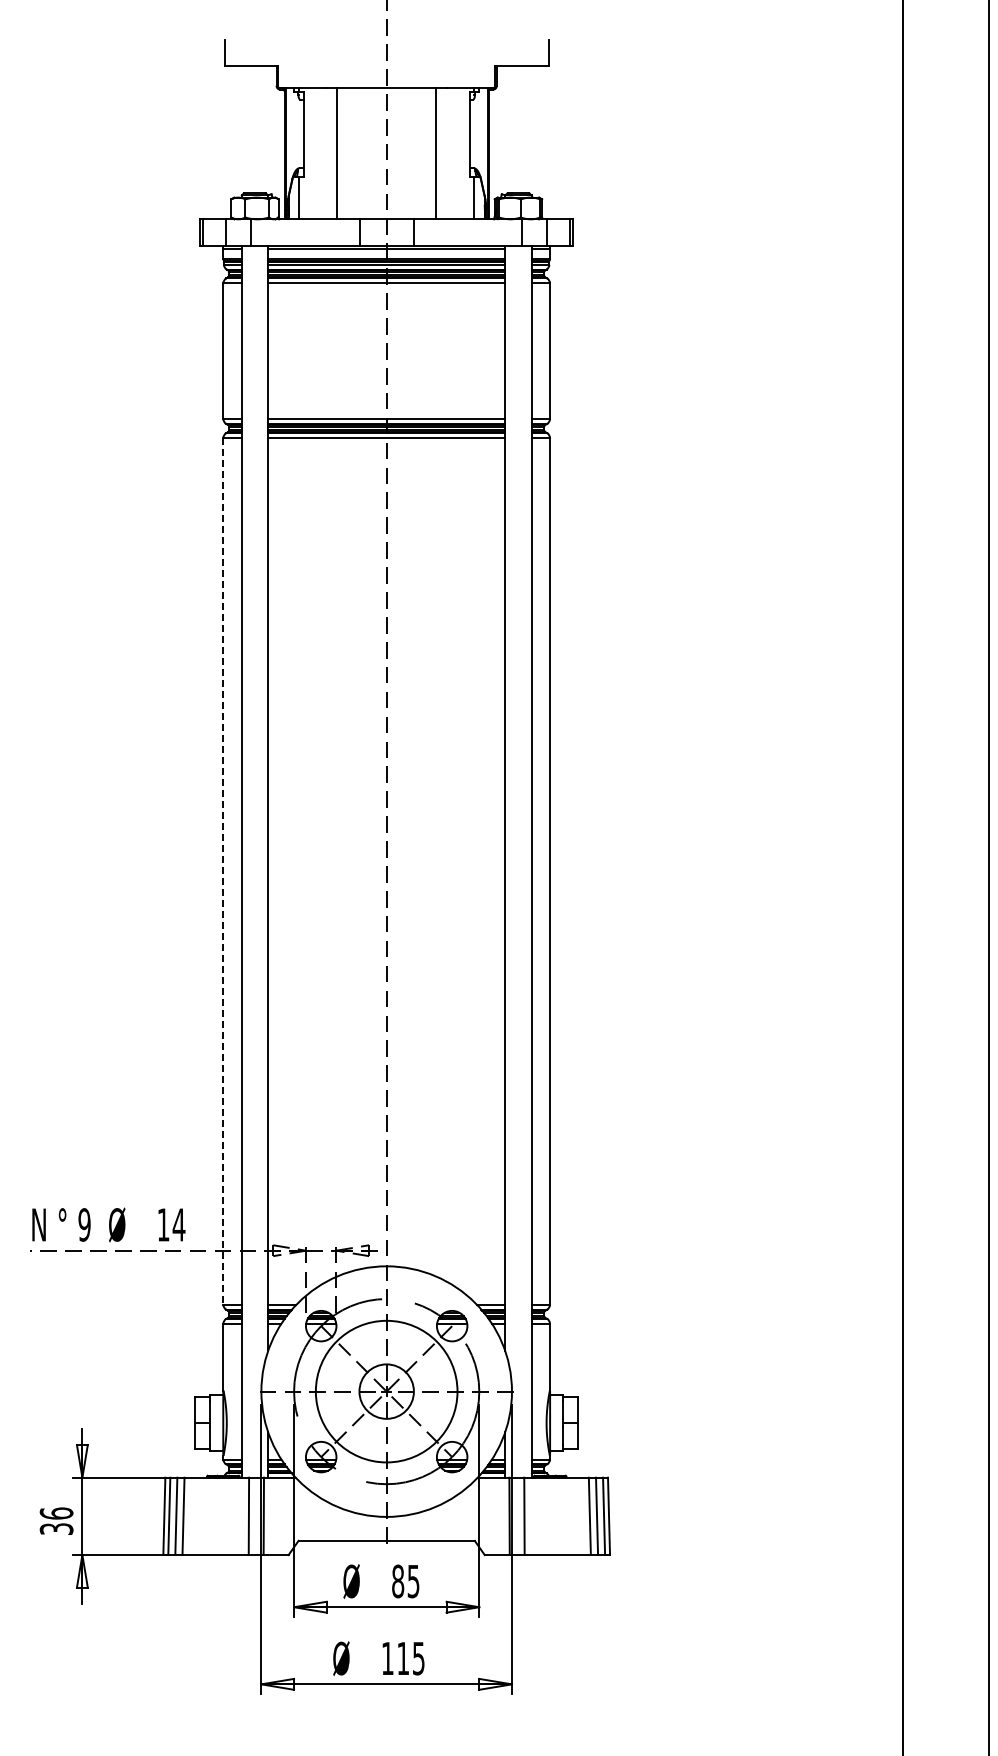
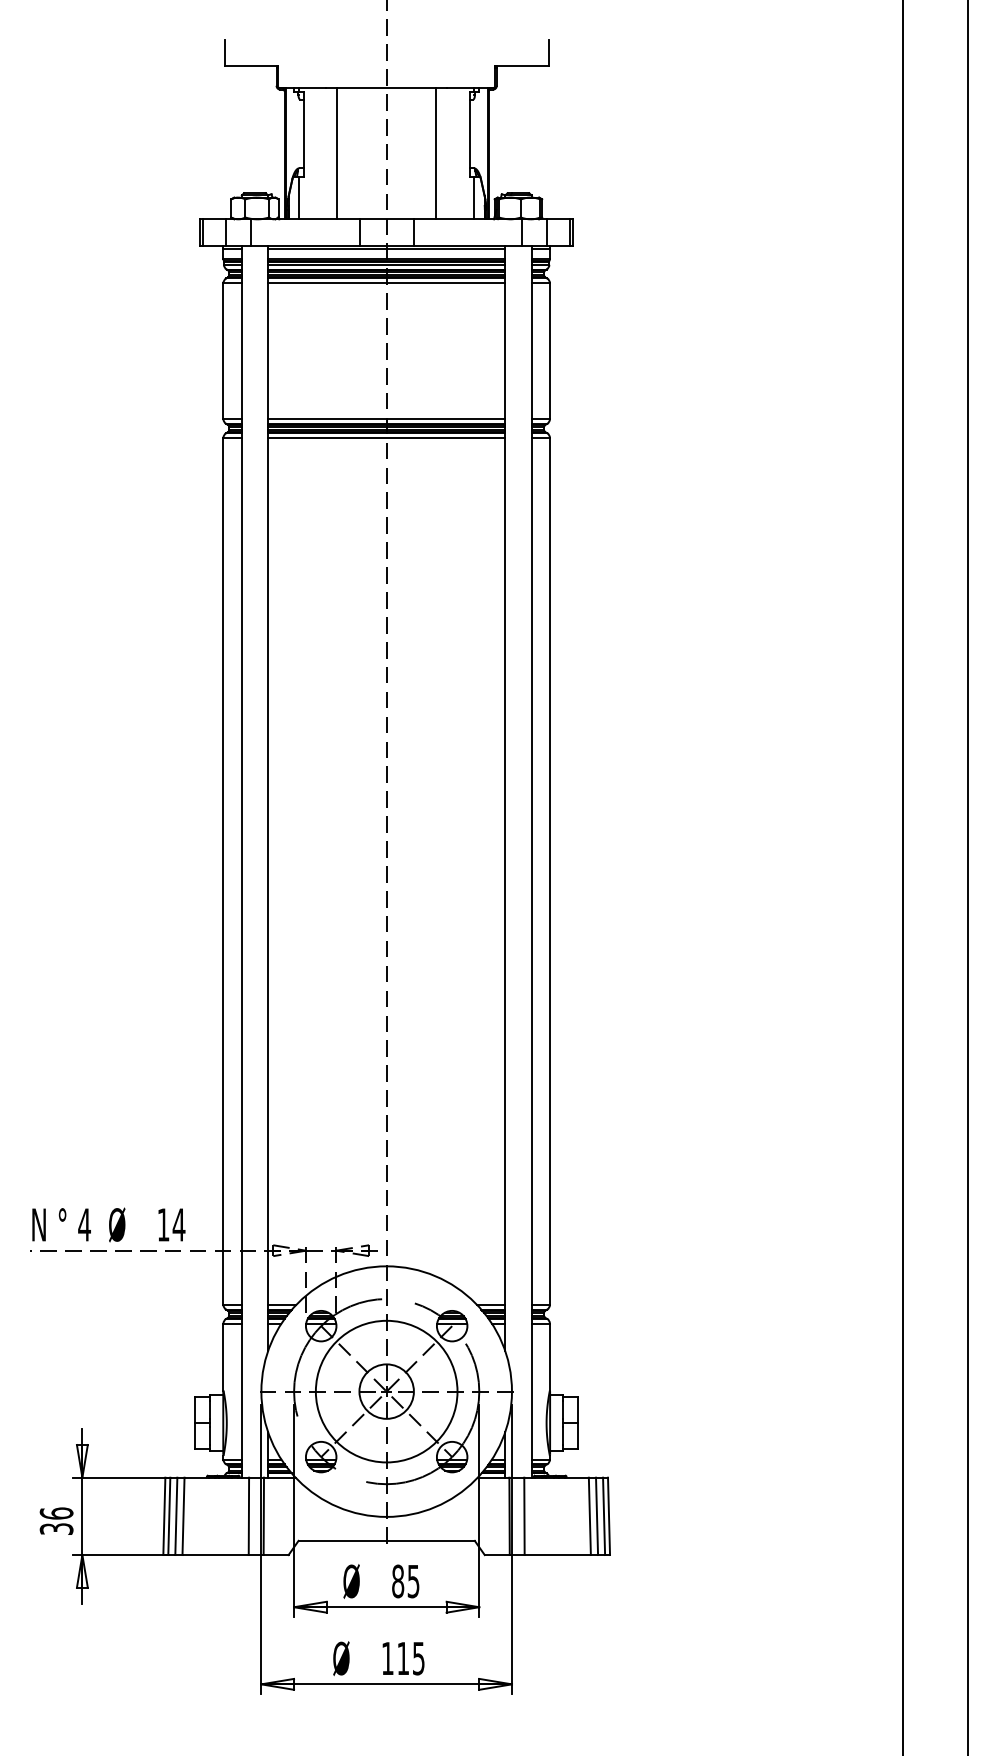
line: dashed -> solid (223, 871)
line position: (989, 877) -> (968, 877) (968, 877)
text: 9 -> 4 (84, 1224)
